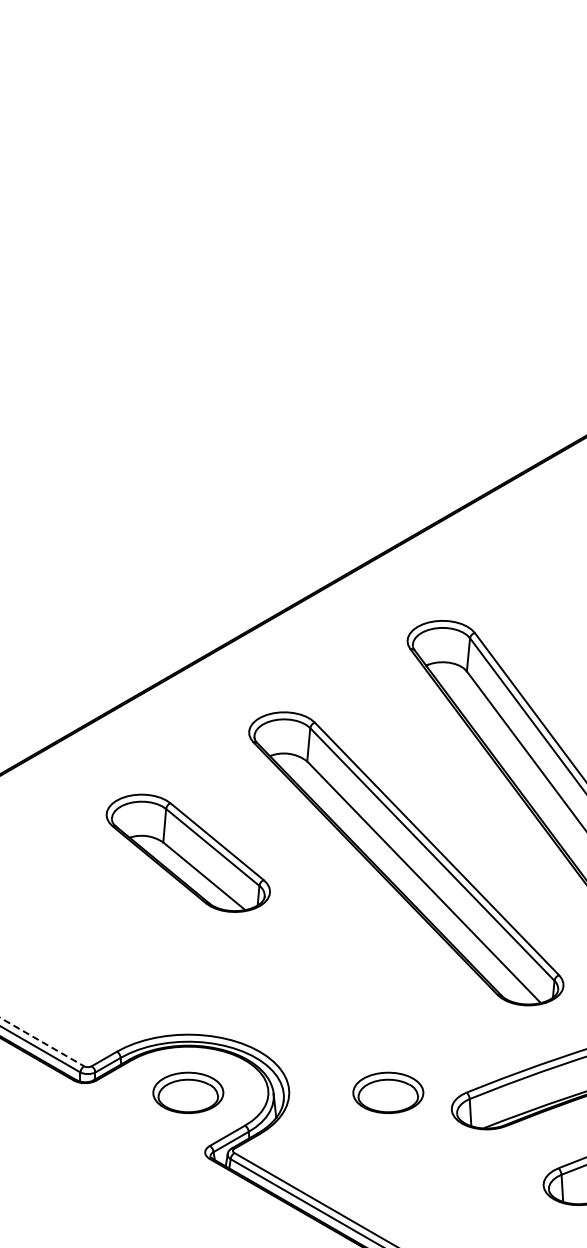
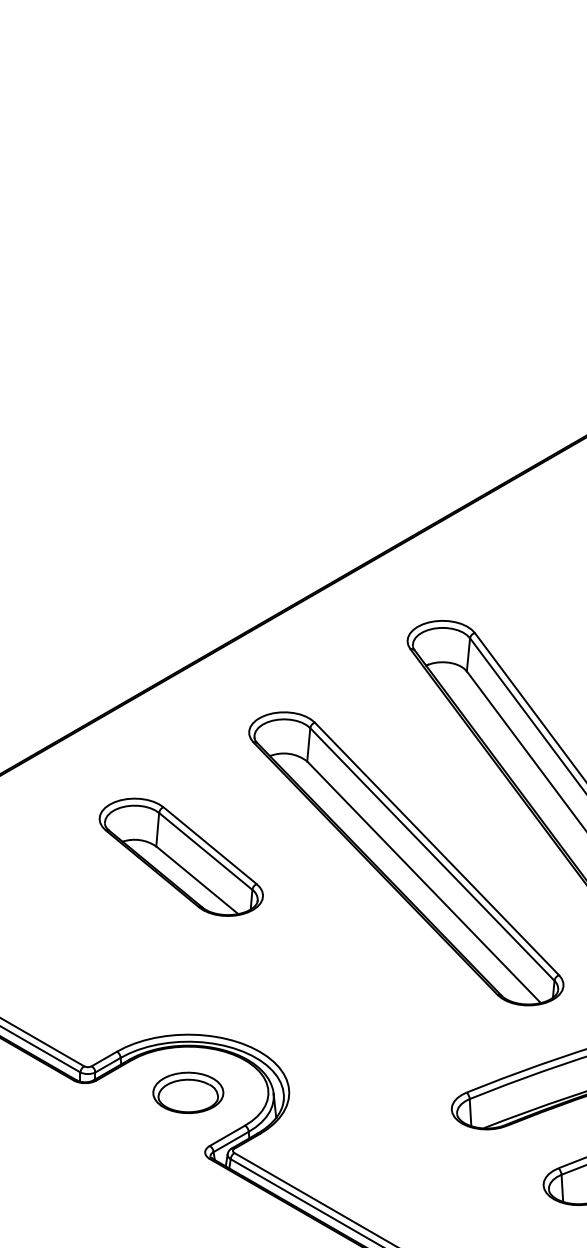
part position: (187, 852) -> (180, 856) (180, 856)
line: dashed -> solid (42, 1042)
part: present -> none (388, 1092)
